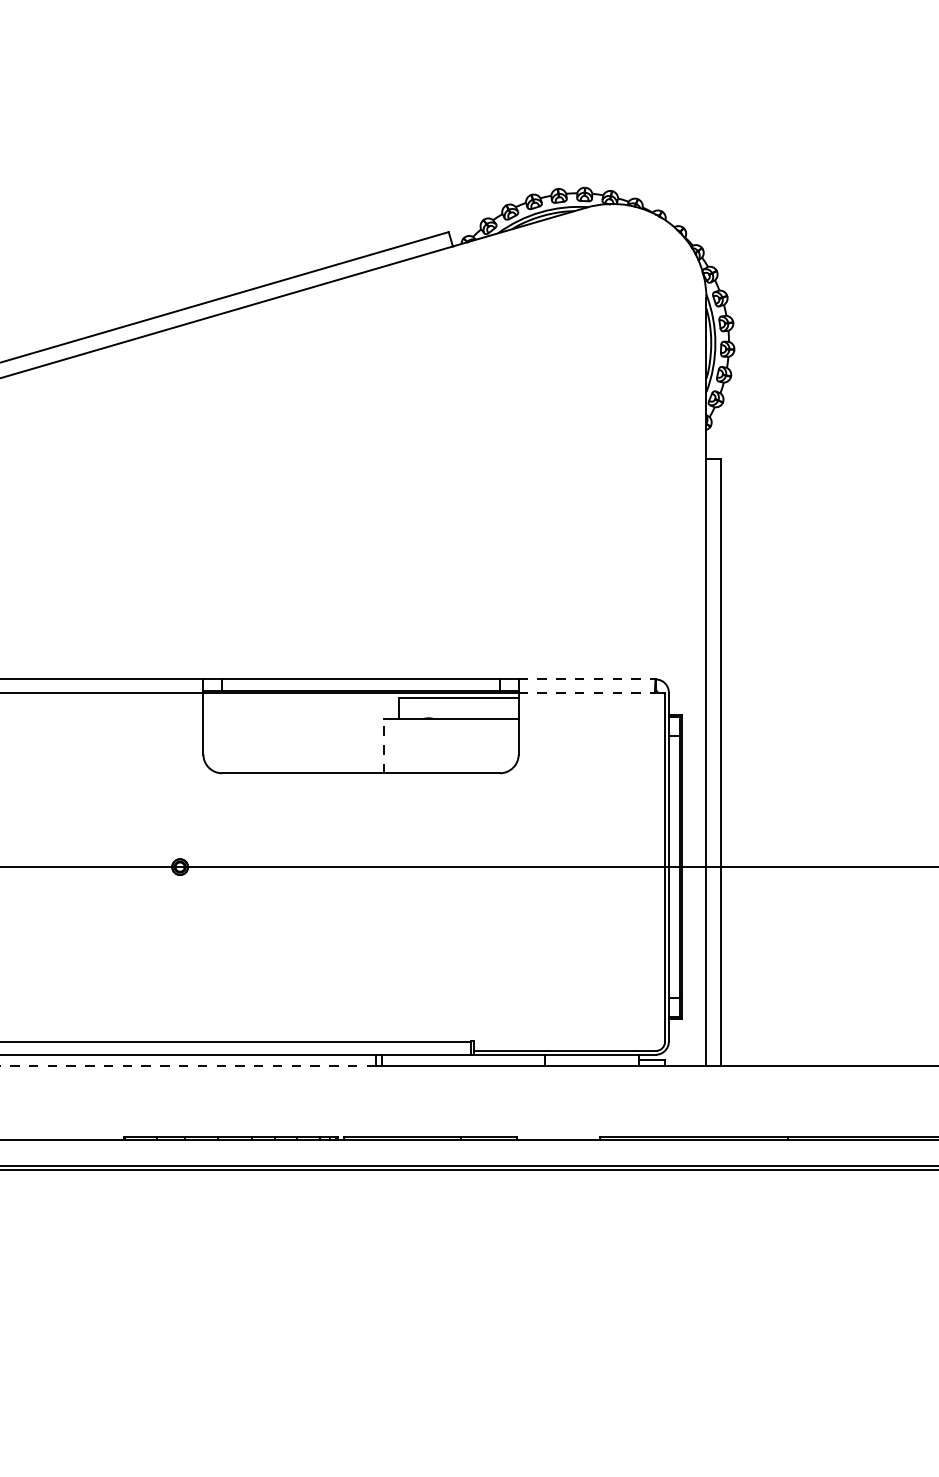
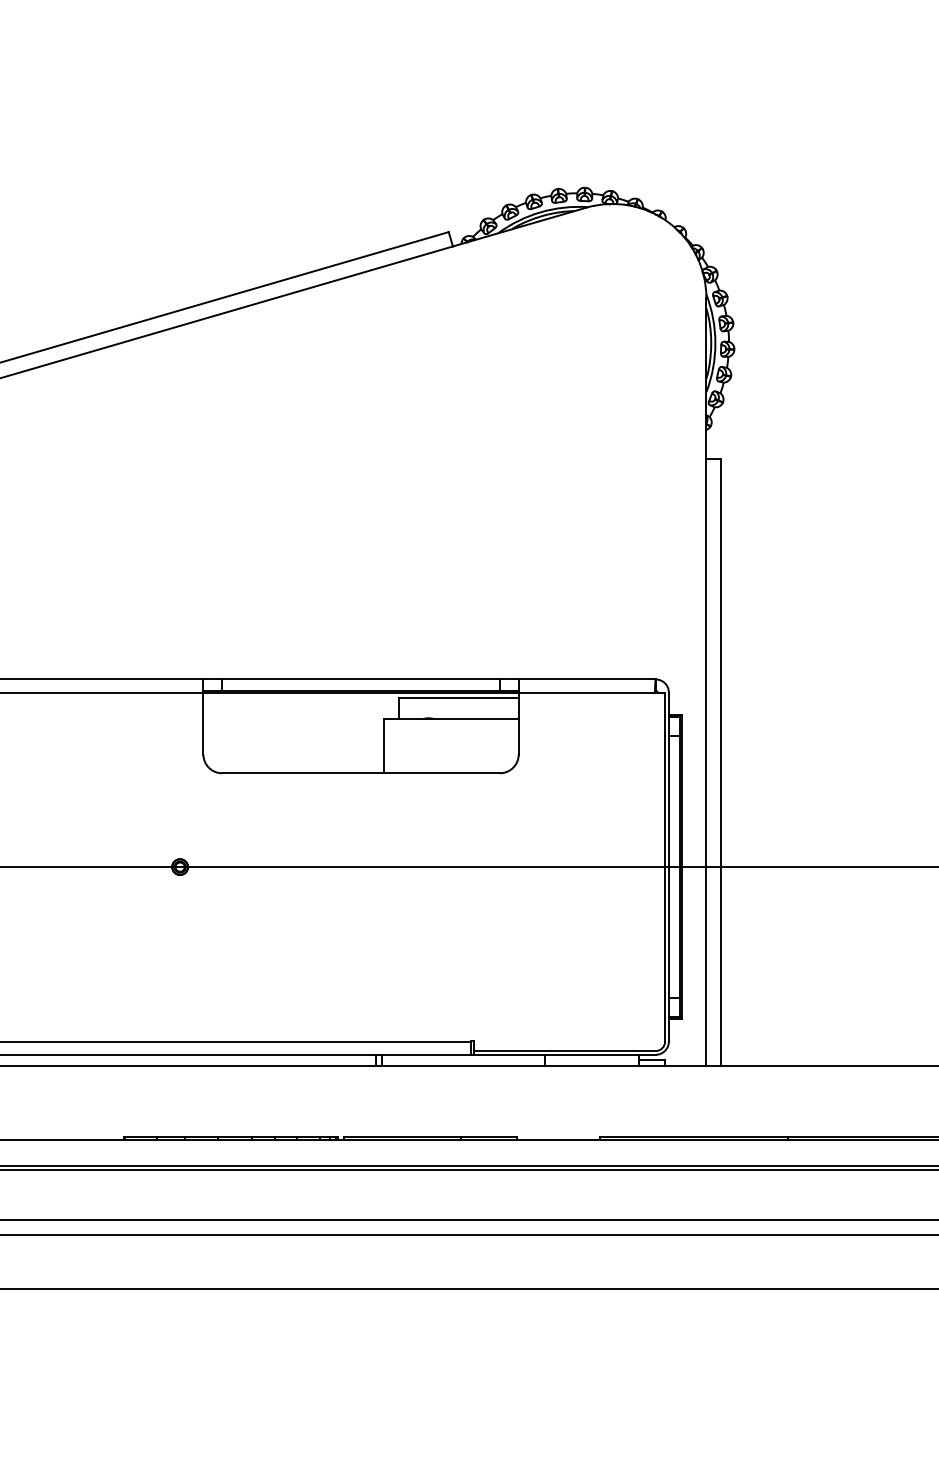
line: dashed -> solid (587, 679)
line: dashed -> solid (587, 692)
line: dashed -> solid (383, 745)
line: dashed -> solid (188, 1066)
line: none -> present (468, 1219)
line: none -> present (468, 1234)
line: none -> present (468, 1289)
